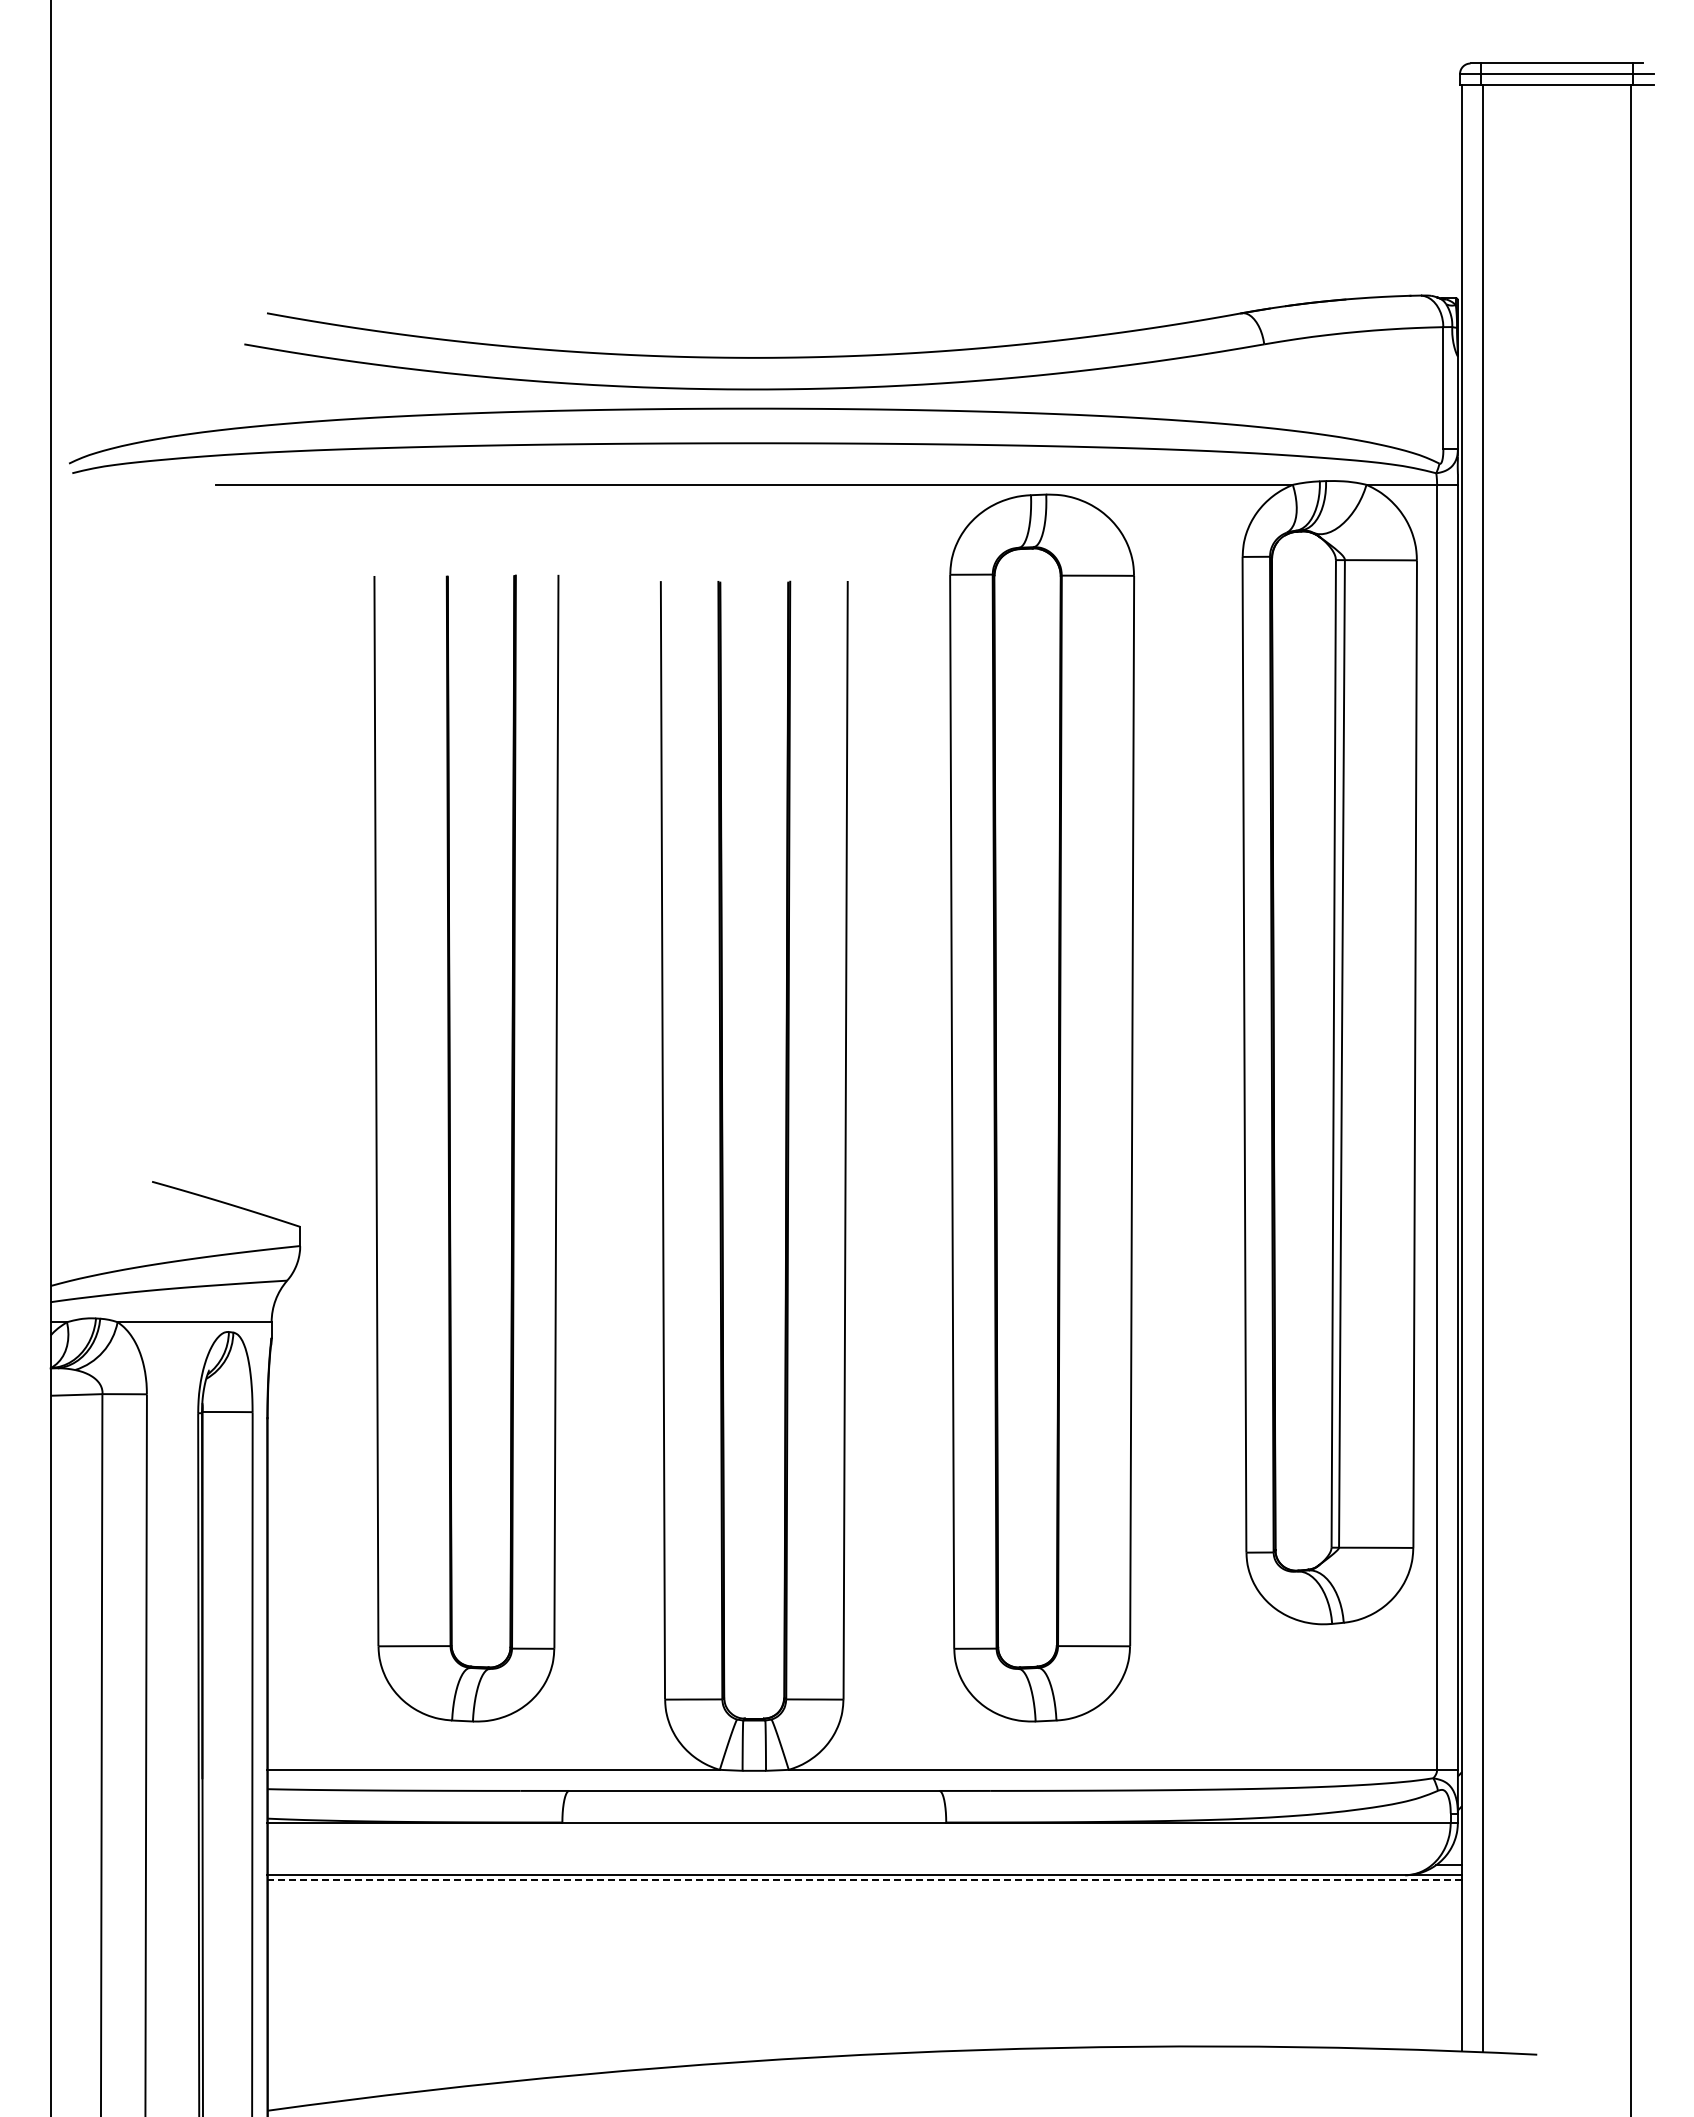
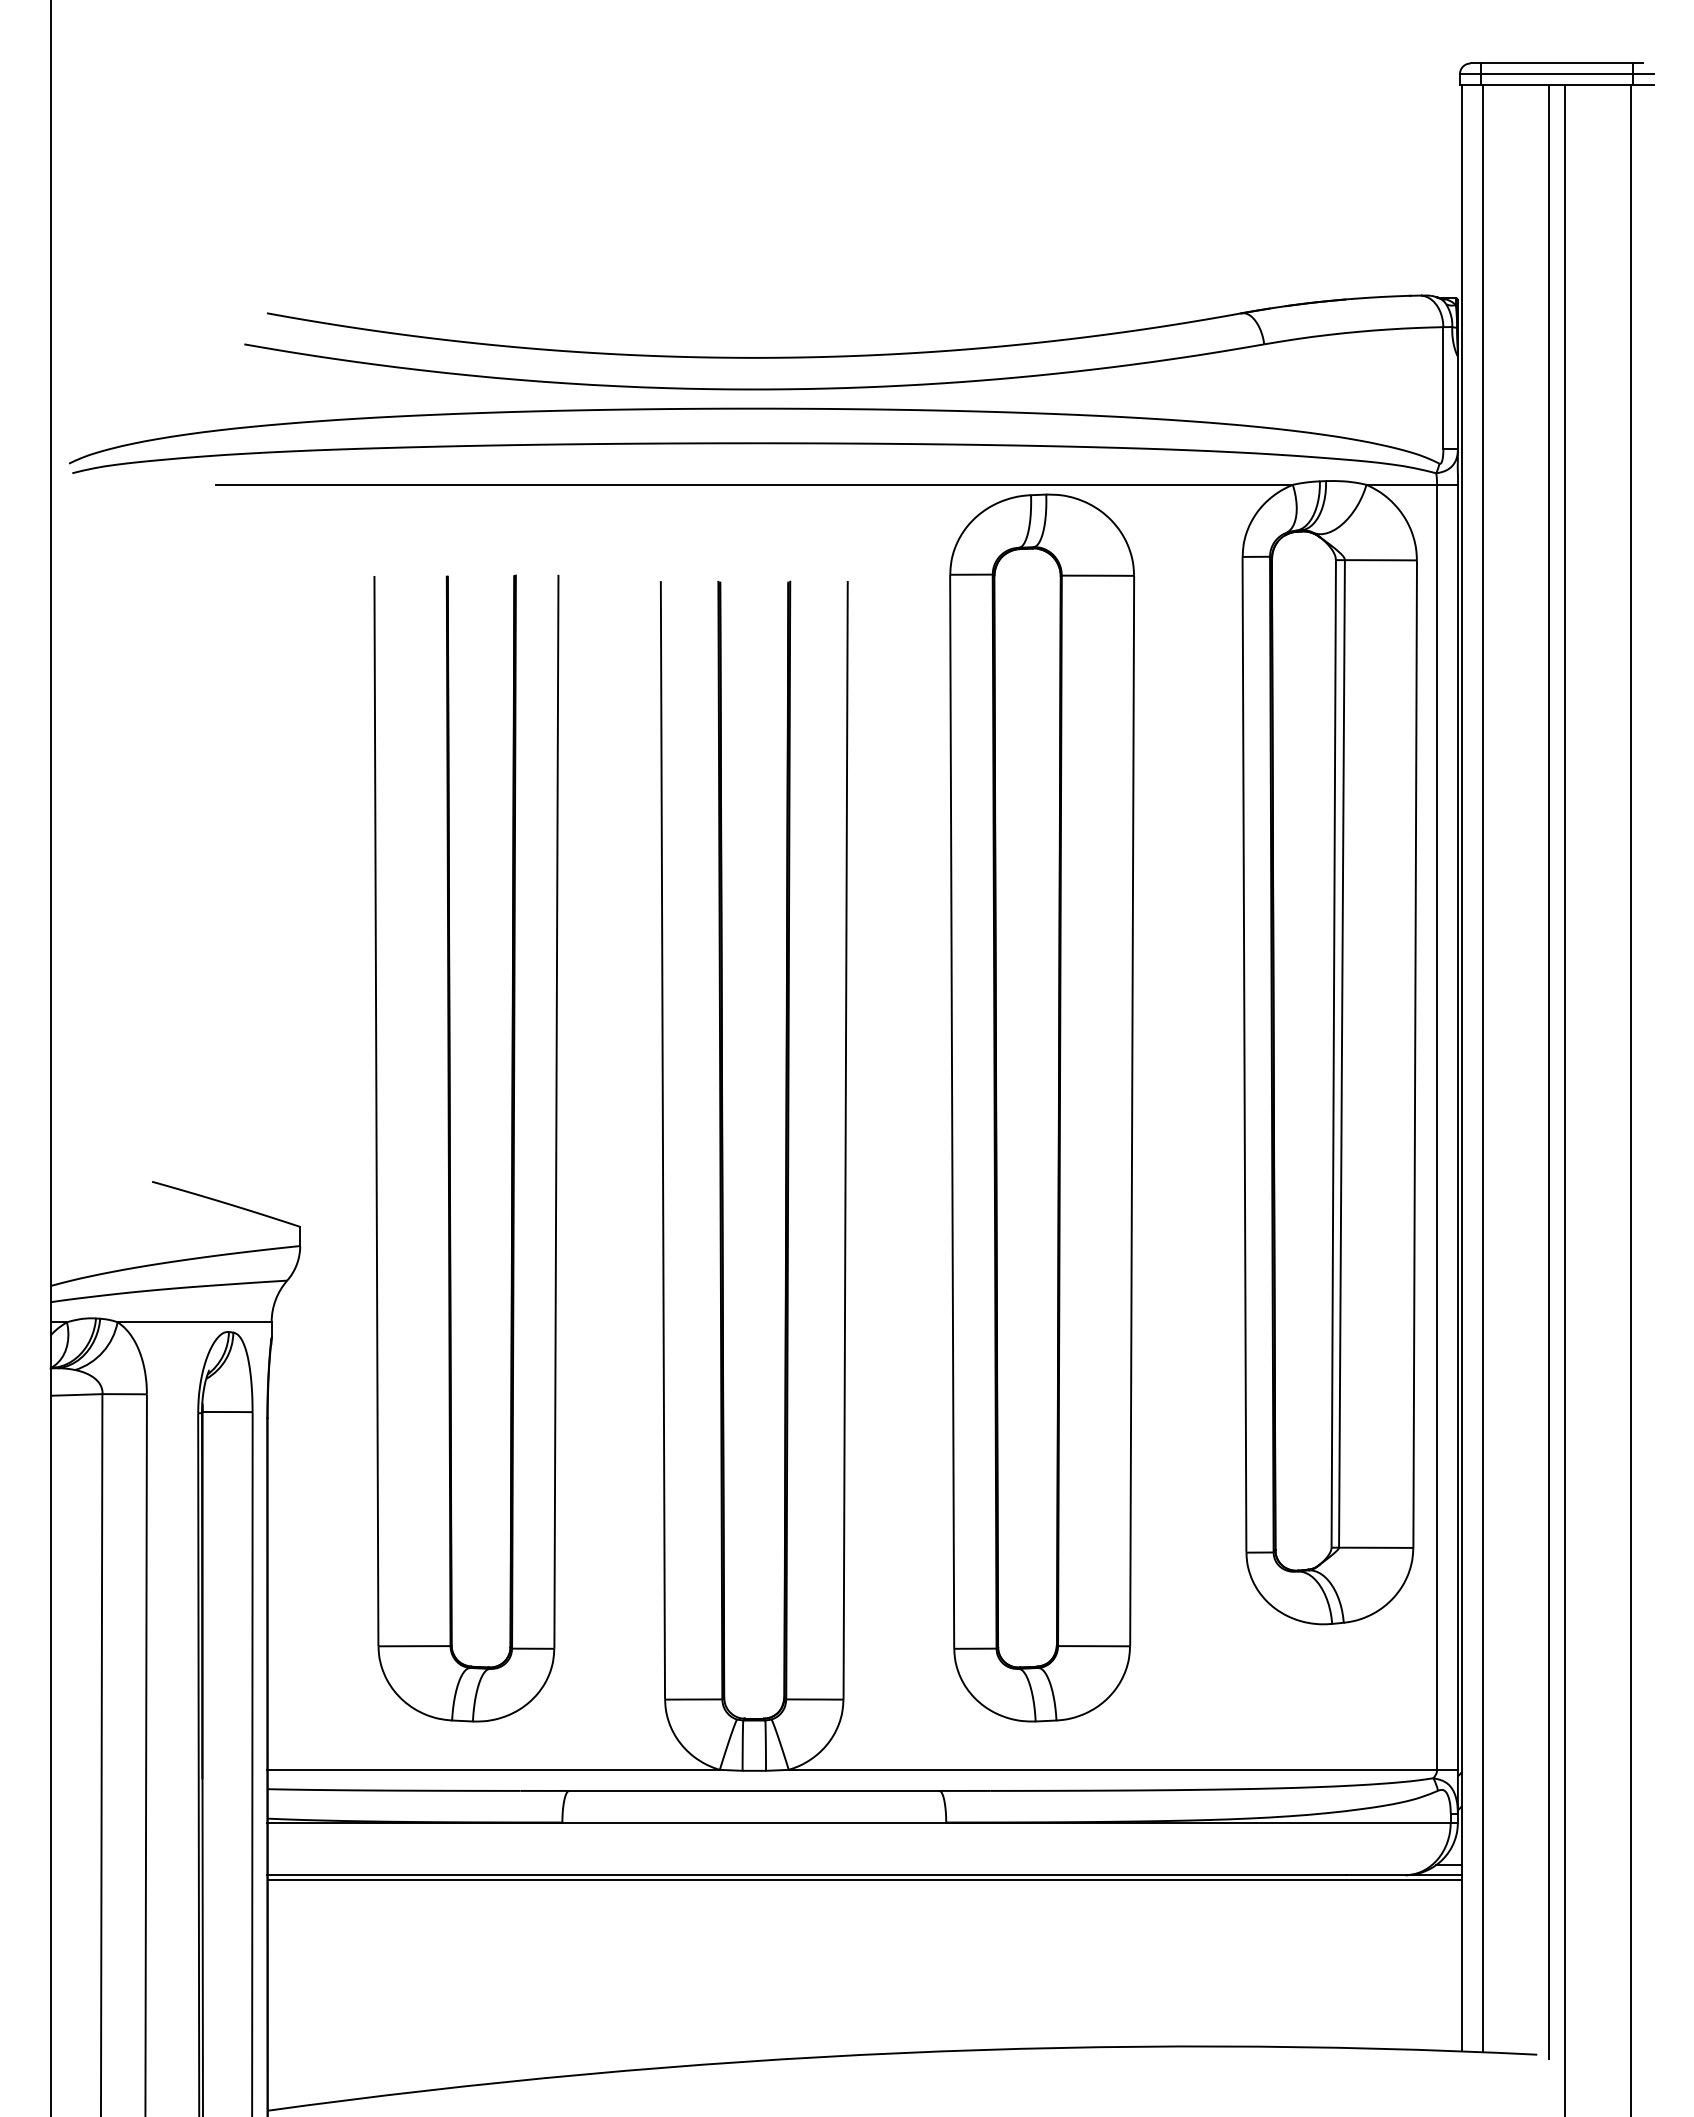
line: none -> present (1548, 1071)
line: none -> present (1565, 1098)
line: dashed -> solid (864, 1880)
